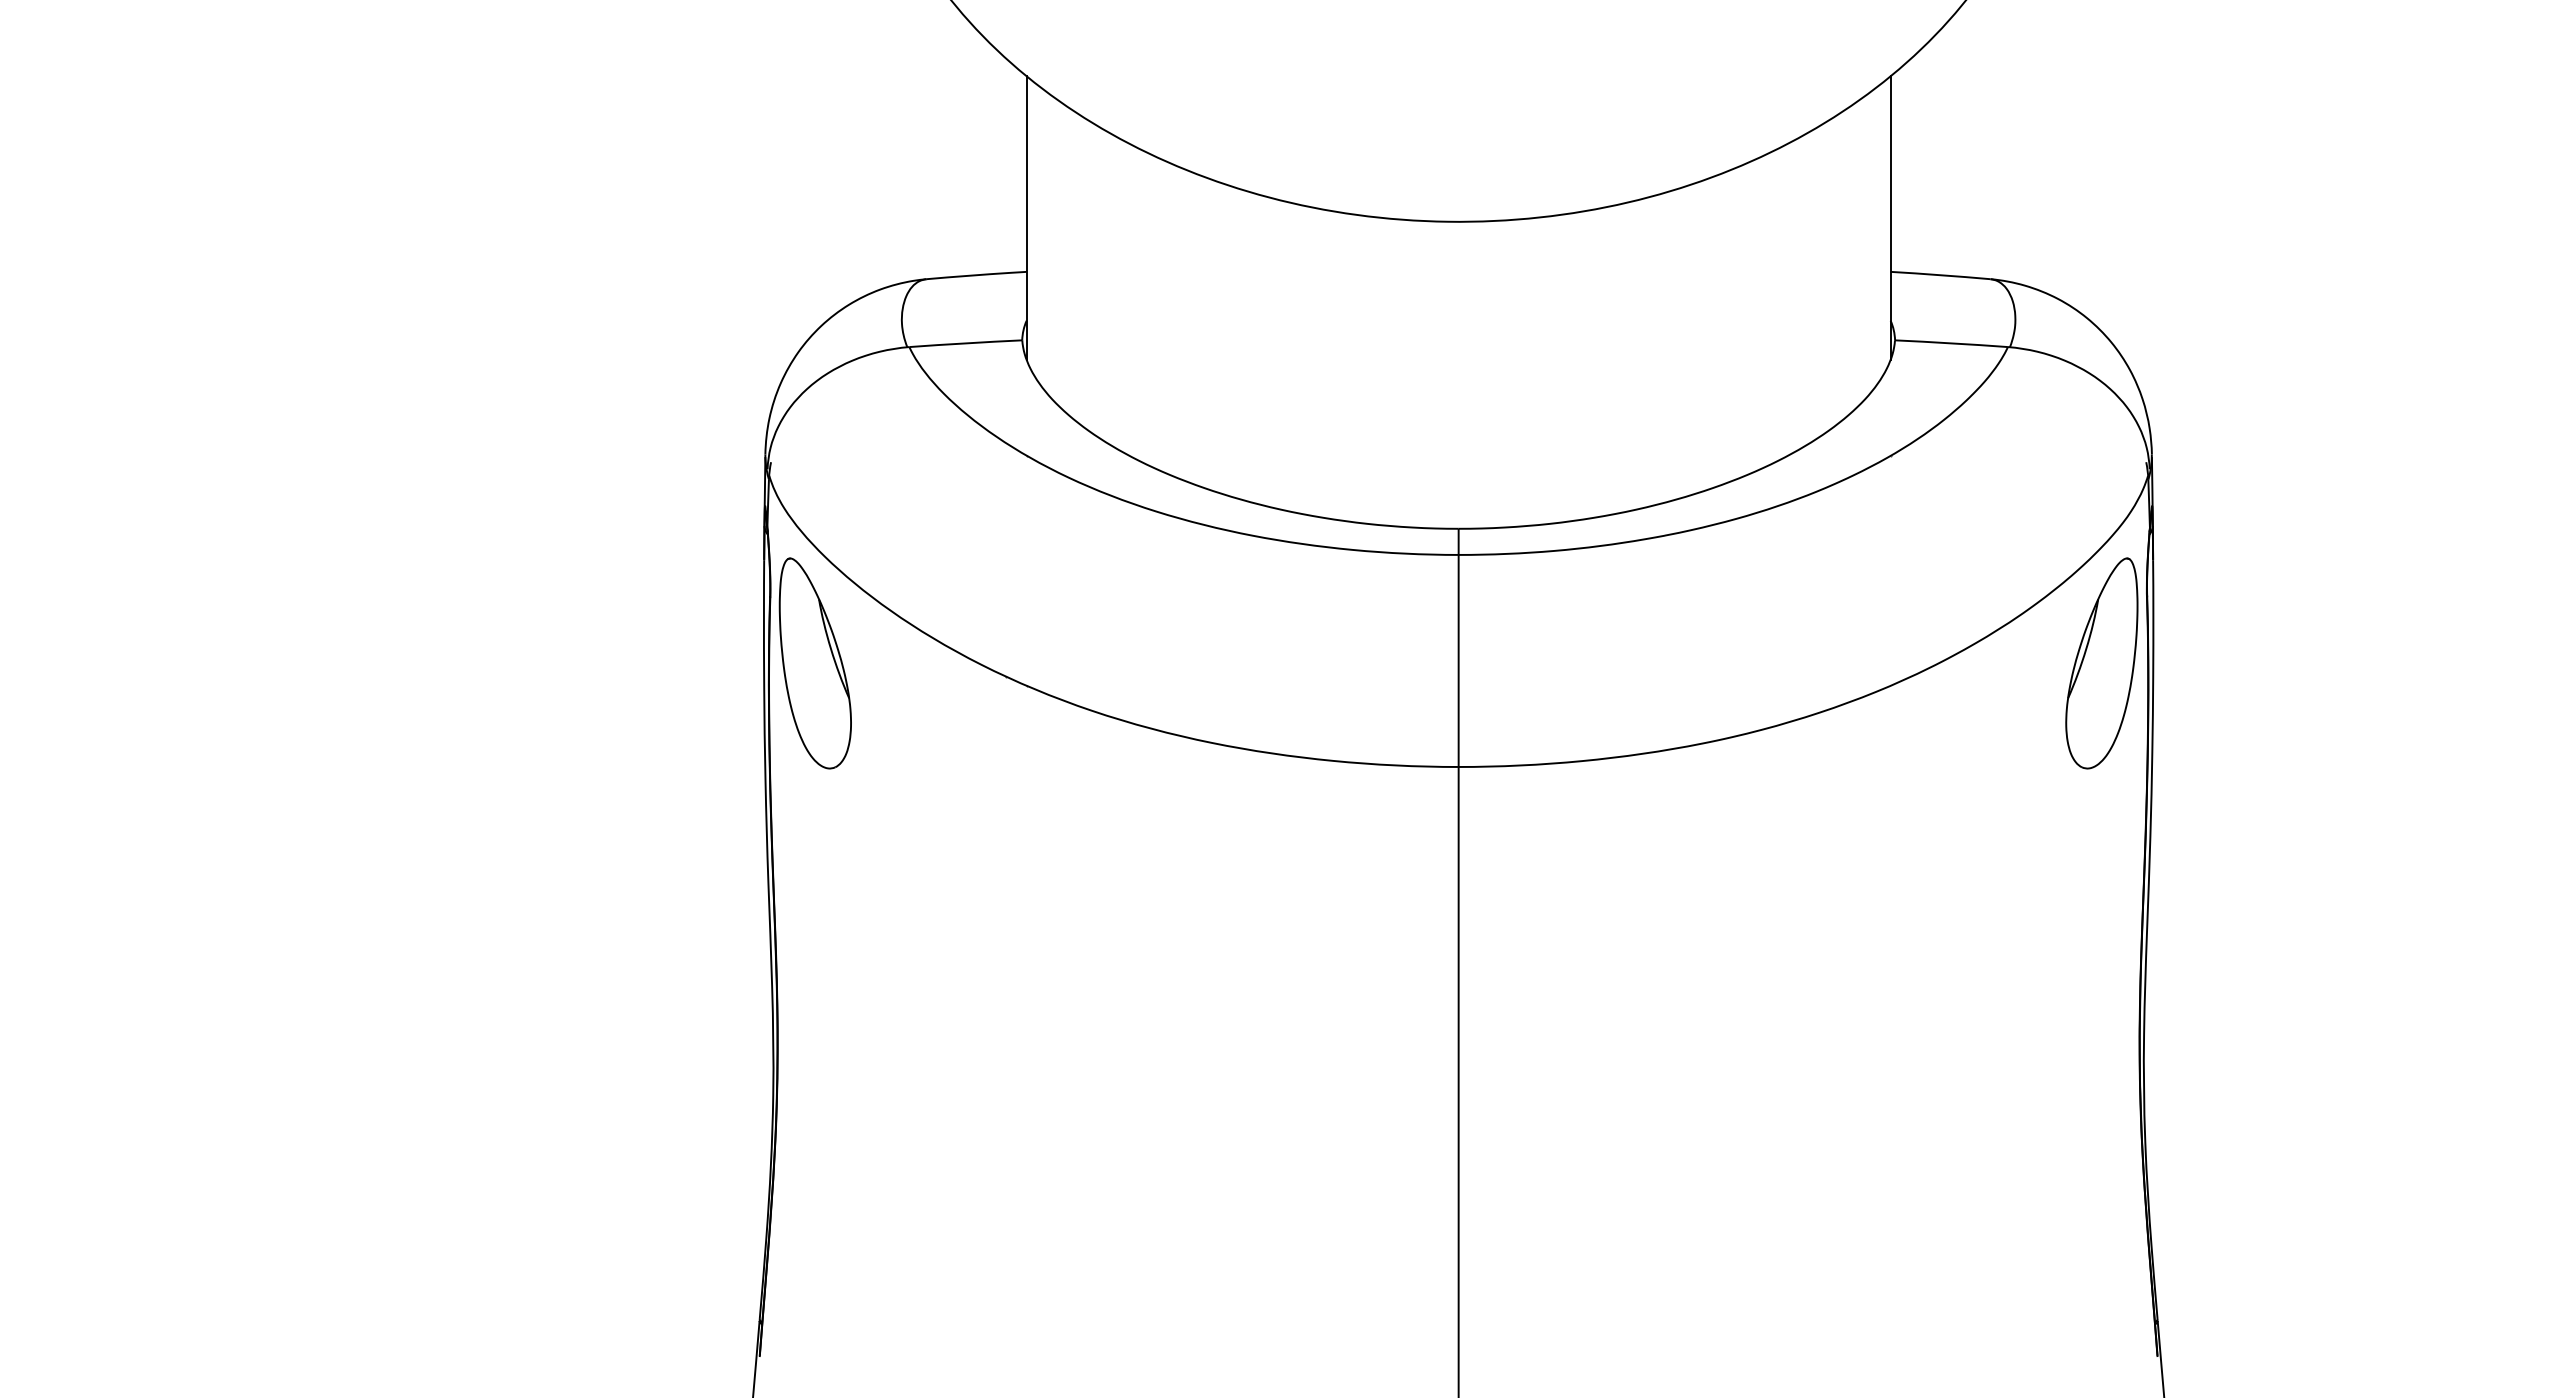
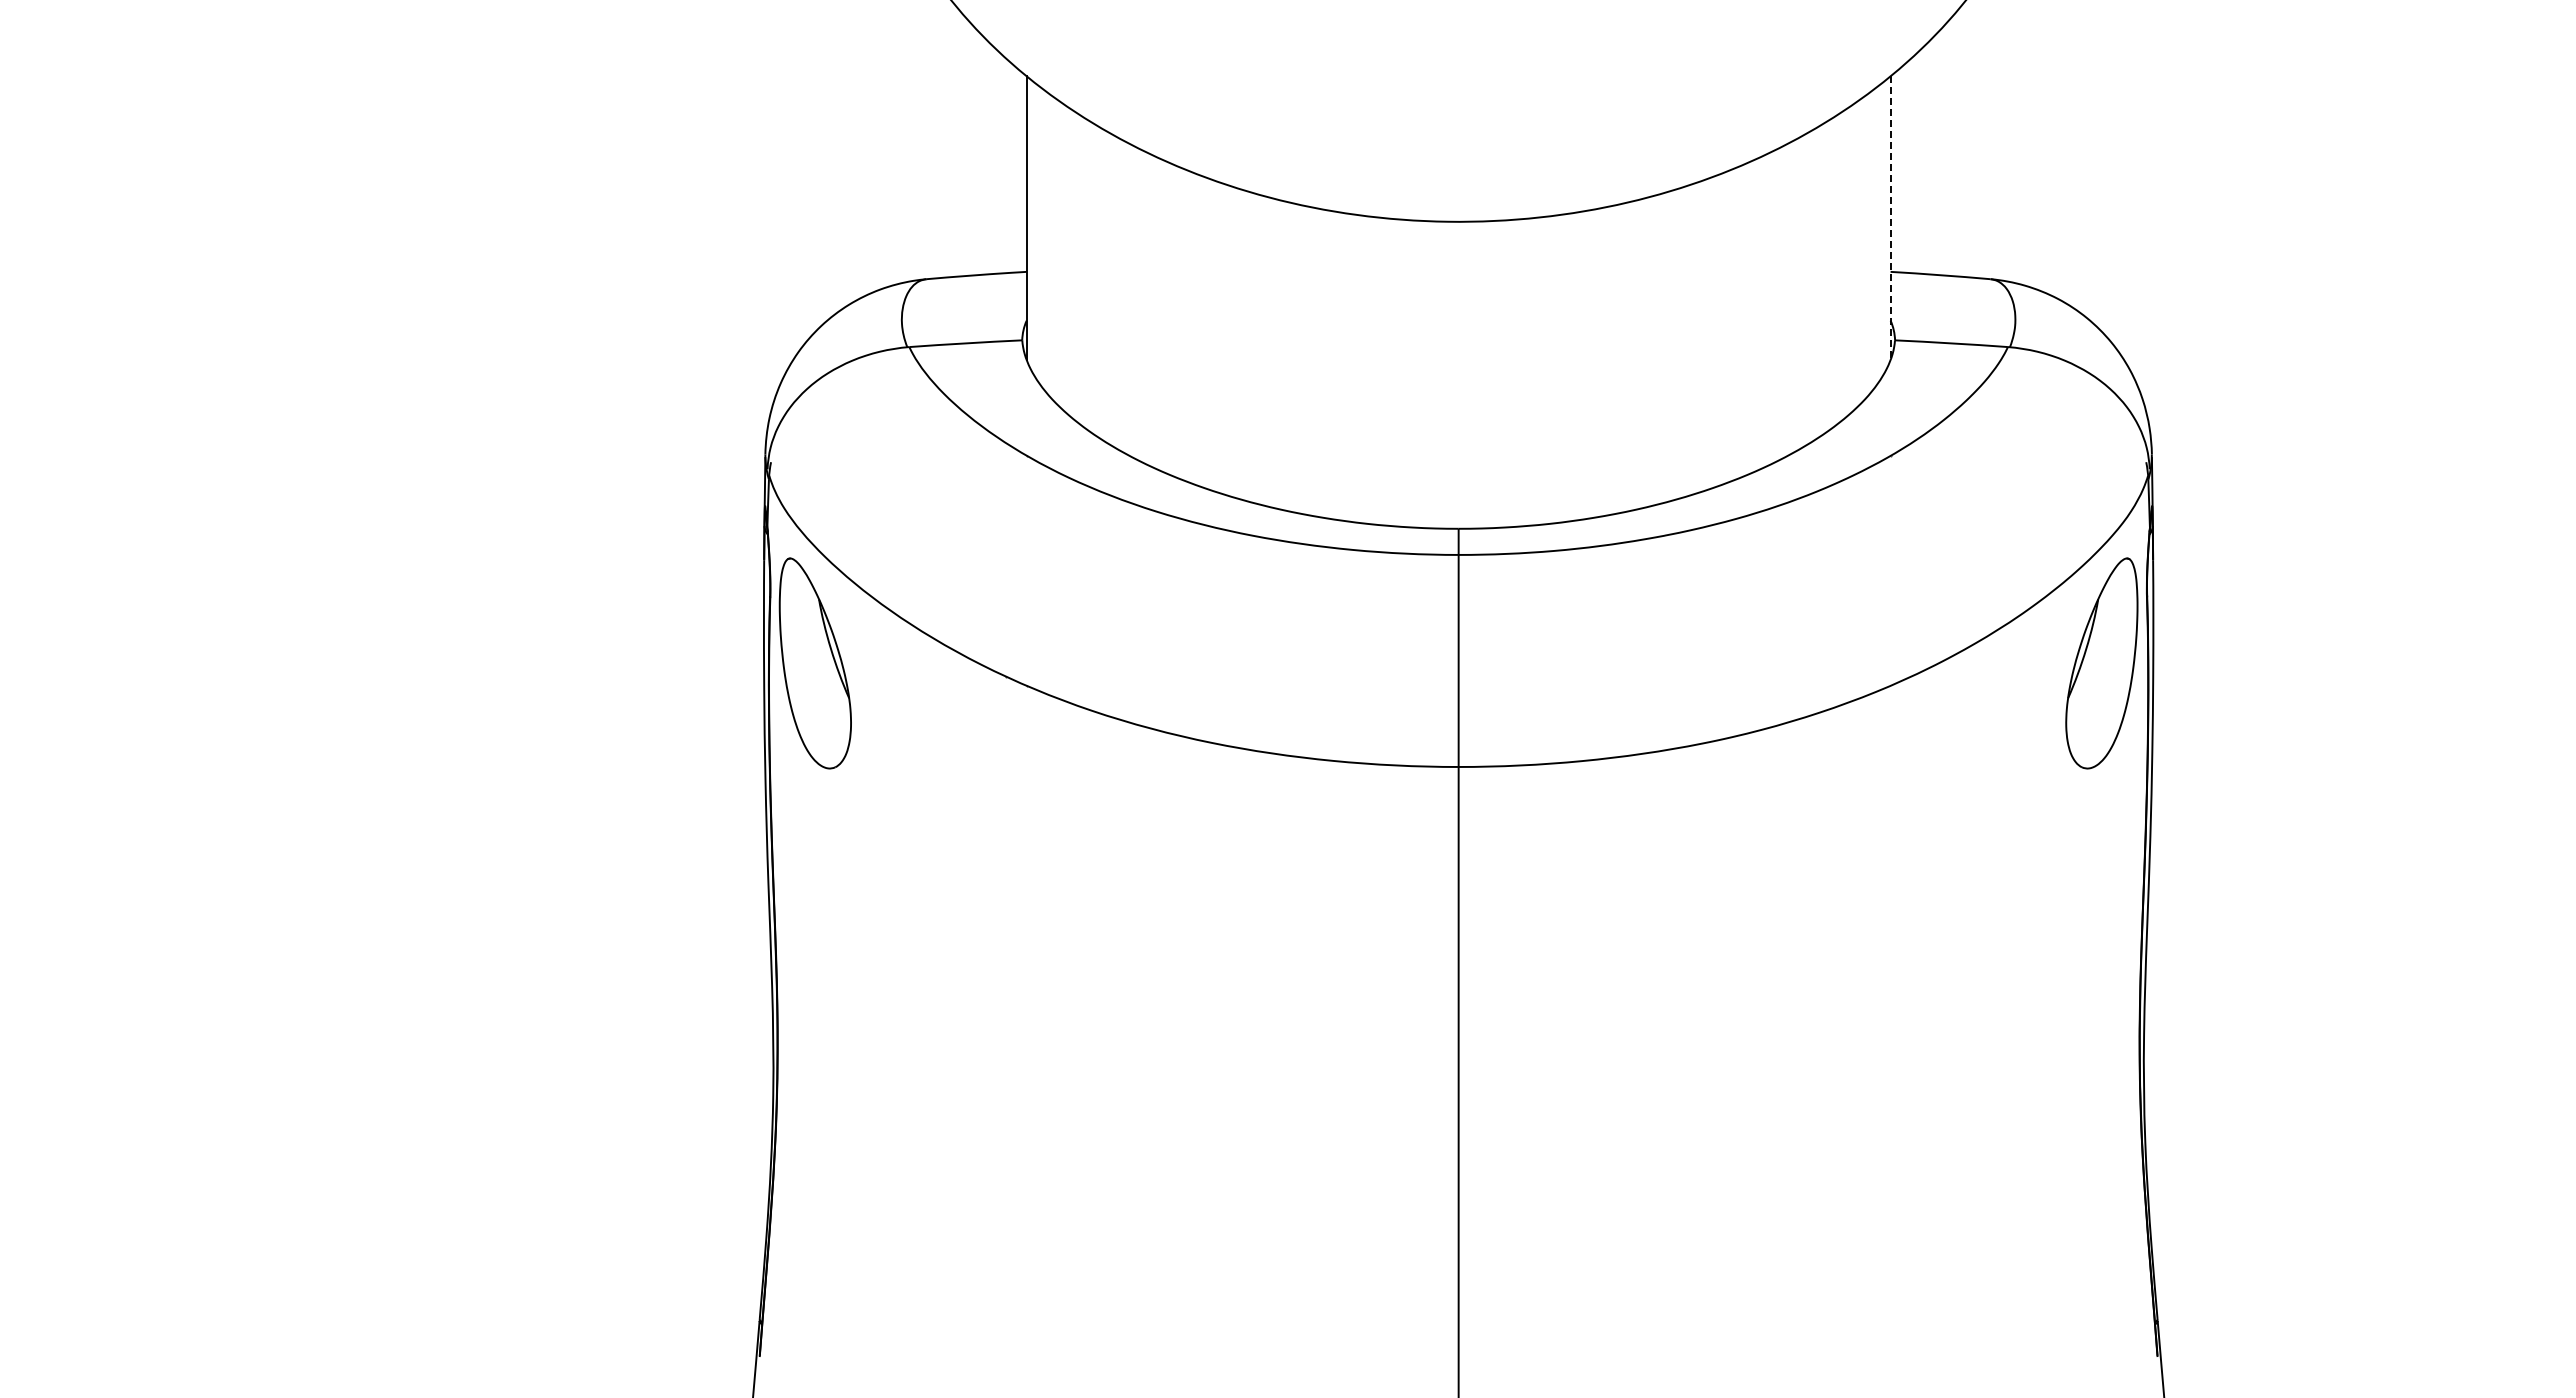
line: solid -> dashed (1890, 218)
